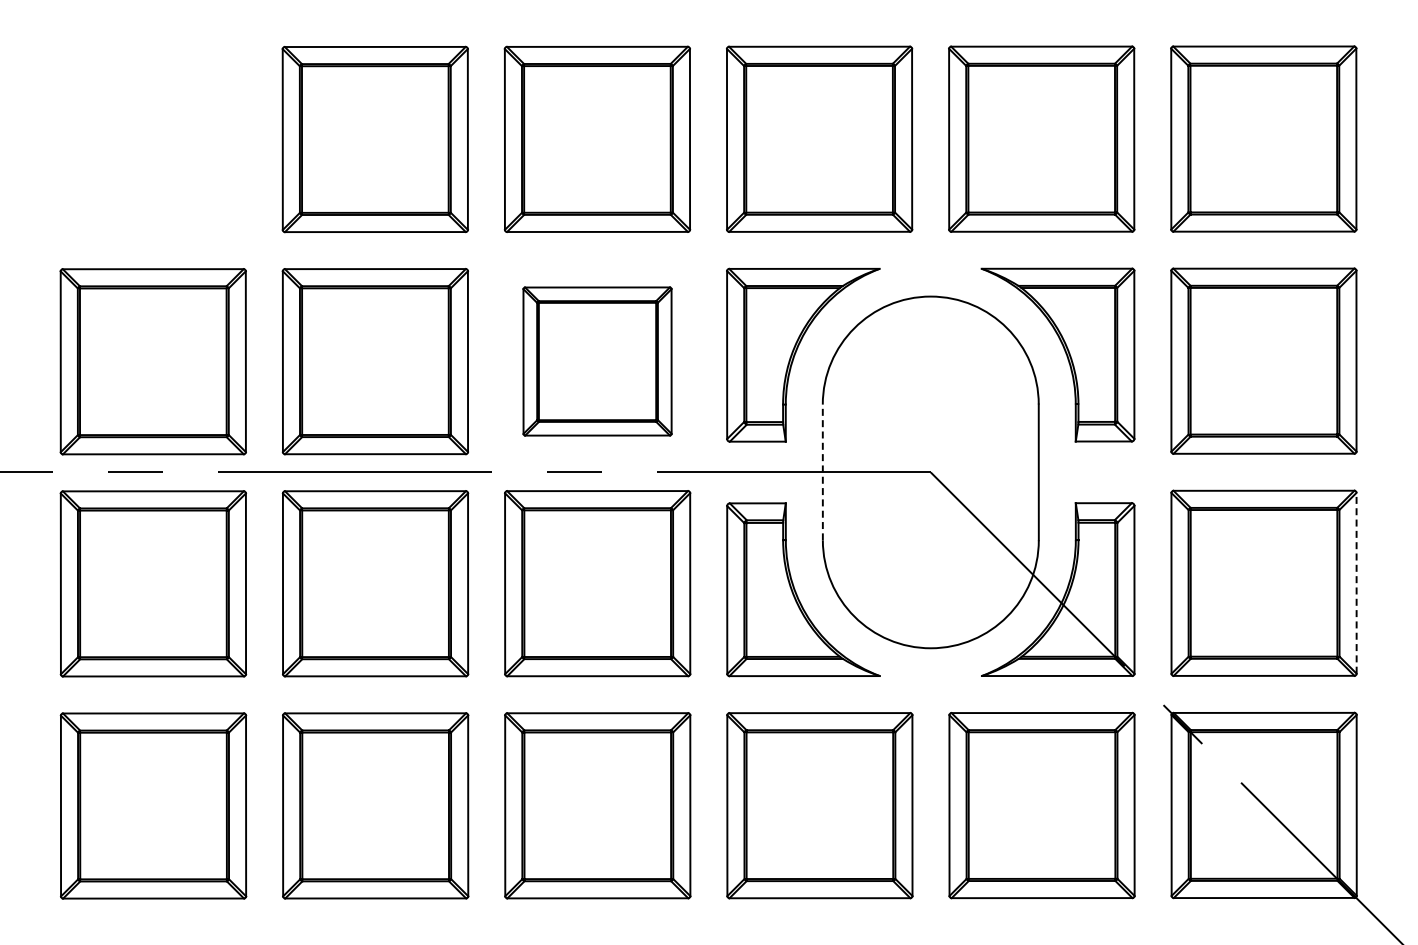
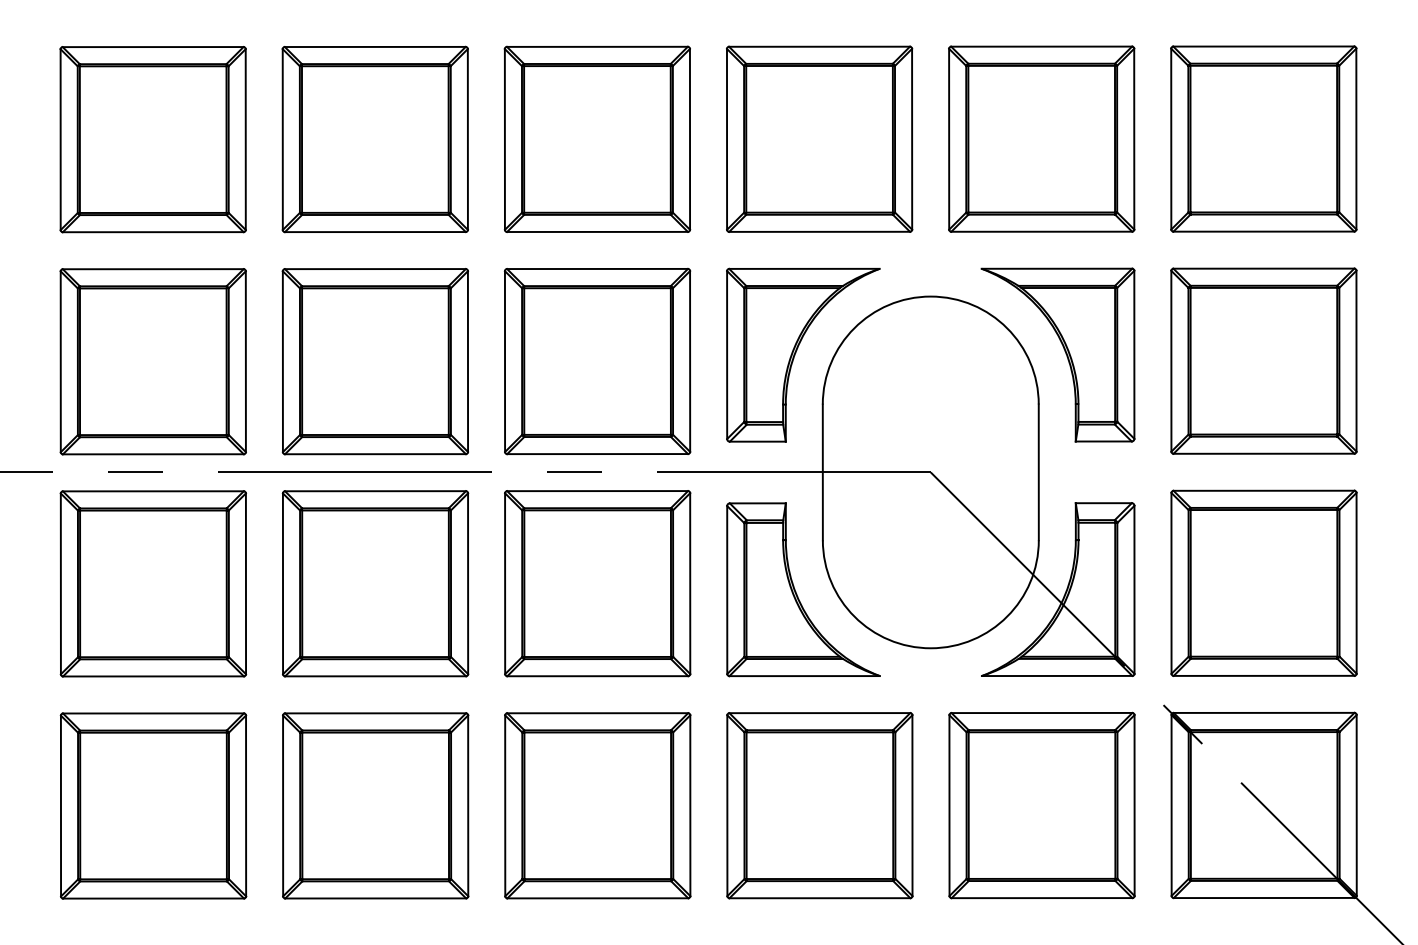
part: none -> present (152, 139)
part size: 151x151 px -> 189x189 px (597, 361)
line: dashed -> solid (822, 472)
line: dashed -> solid (1356, 582)
